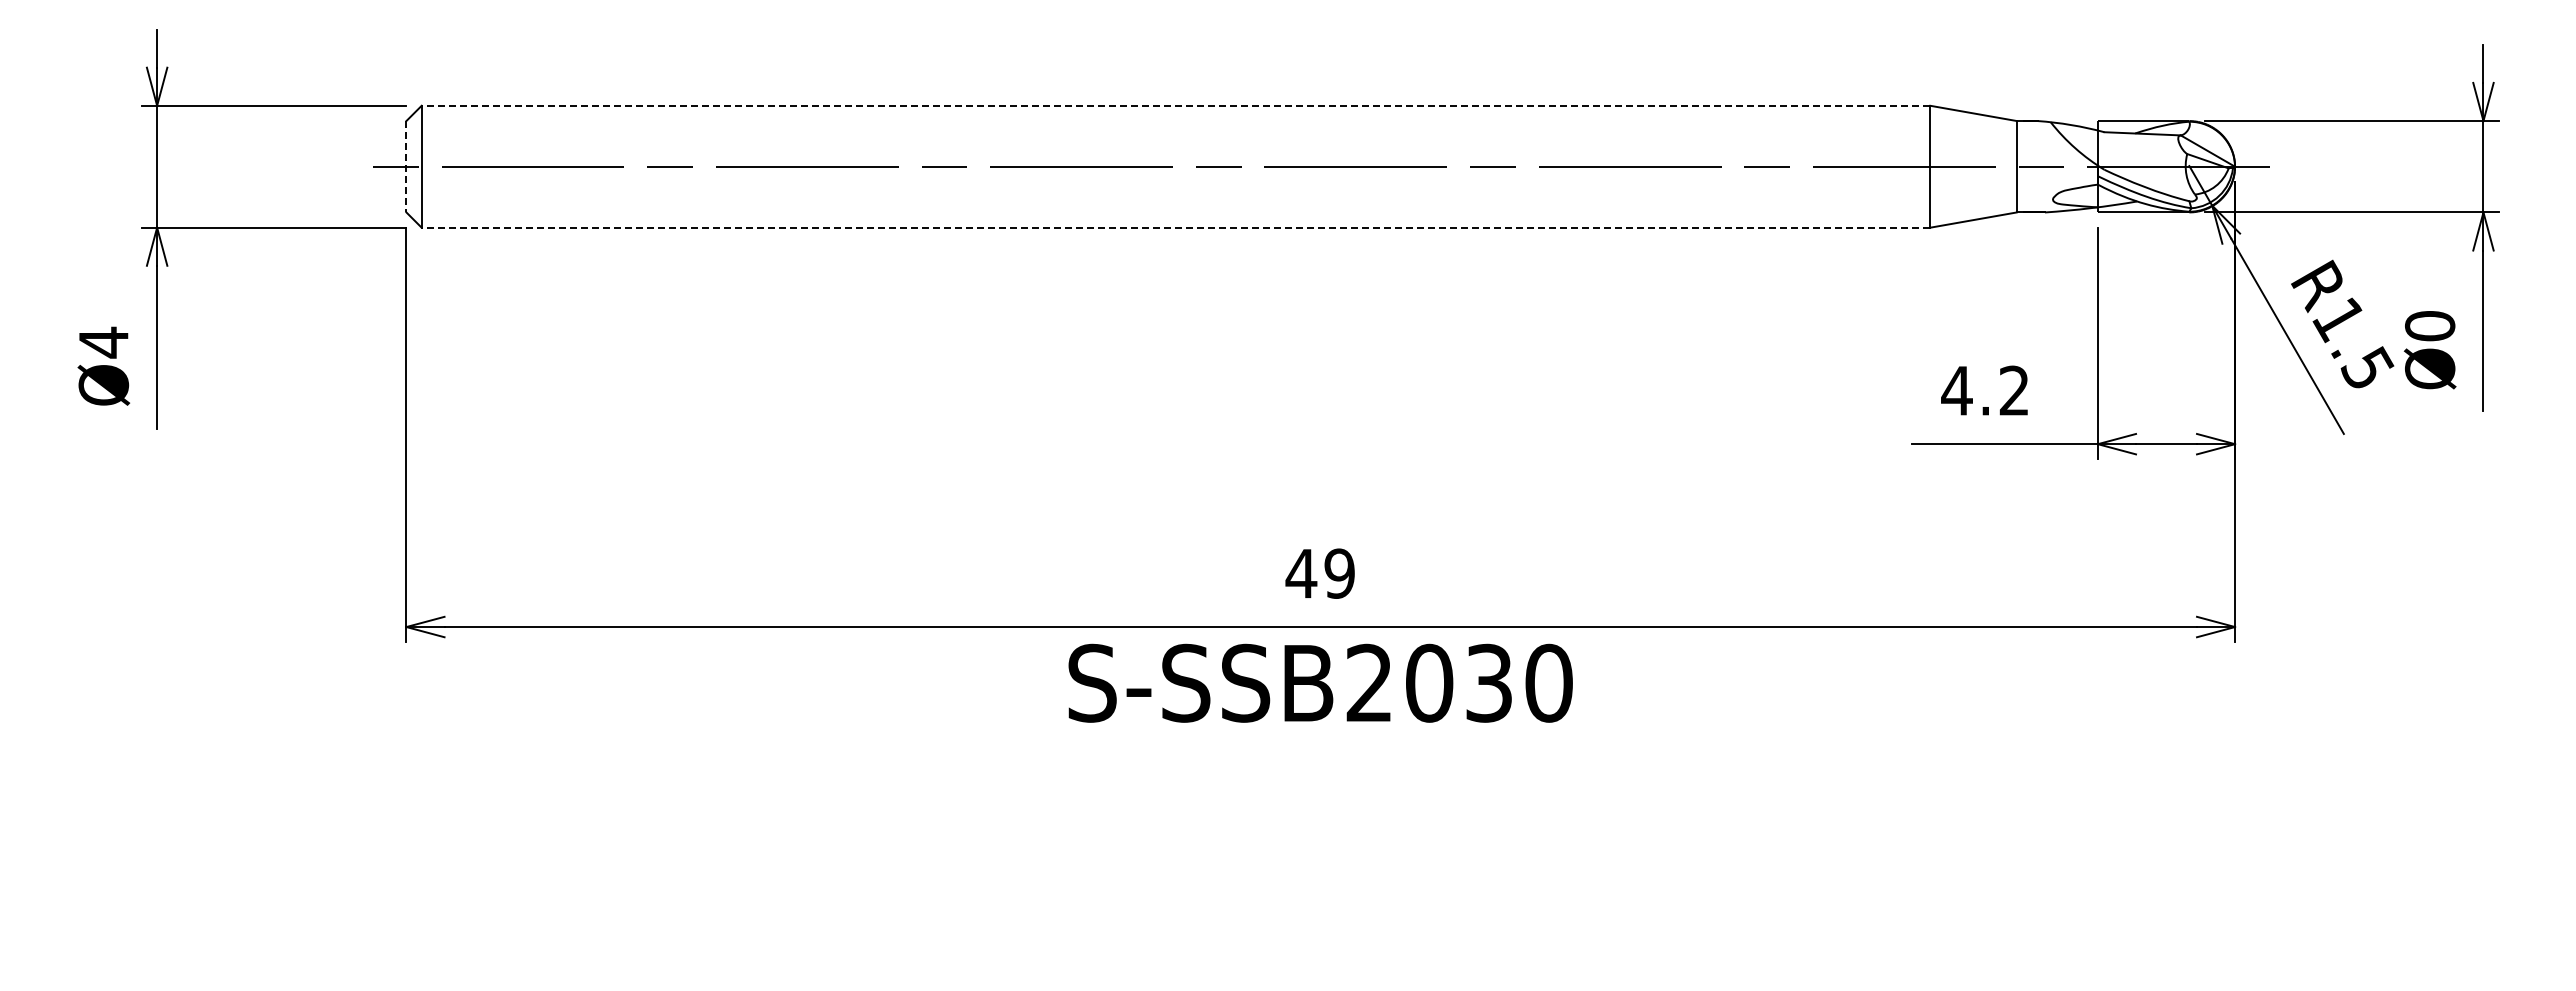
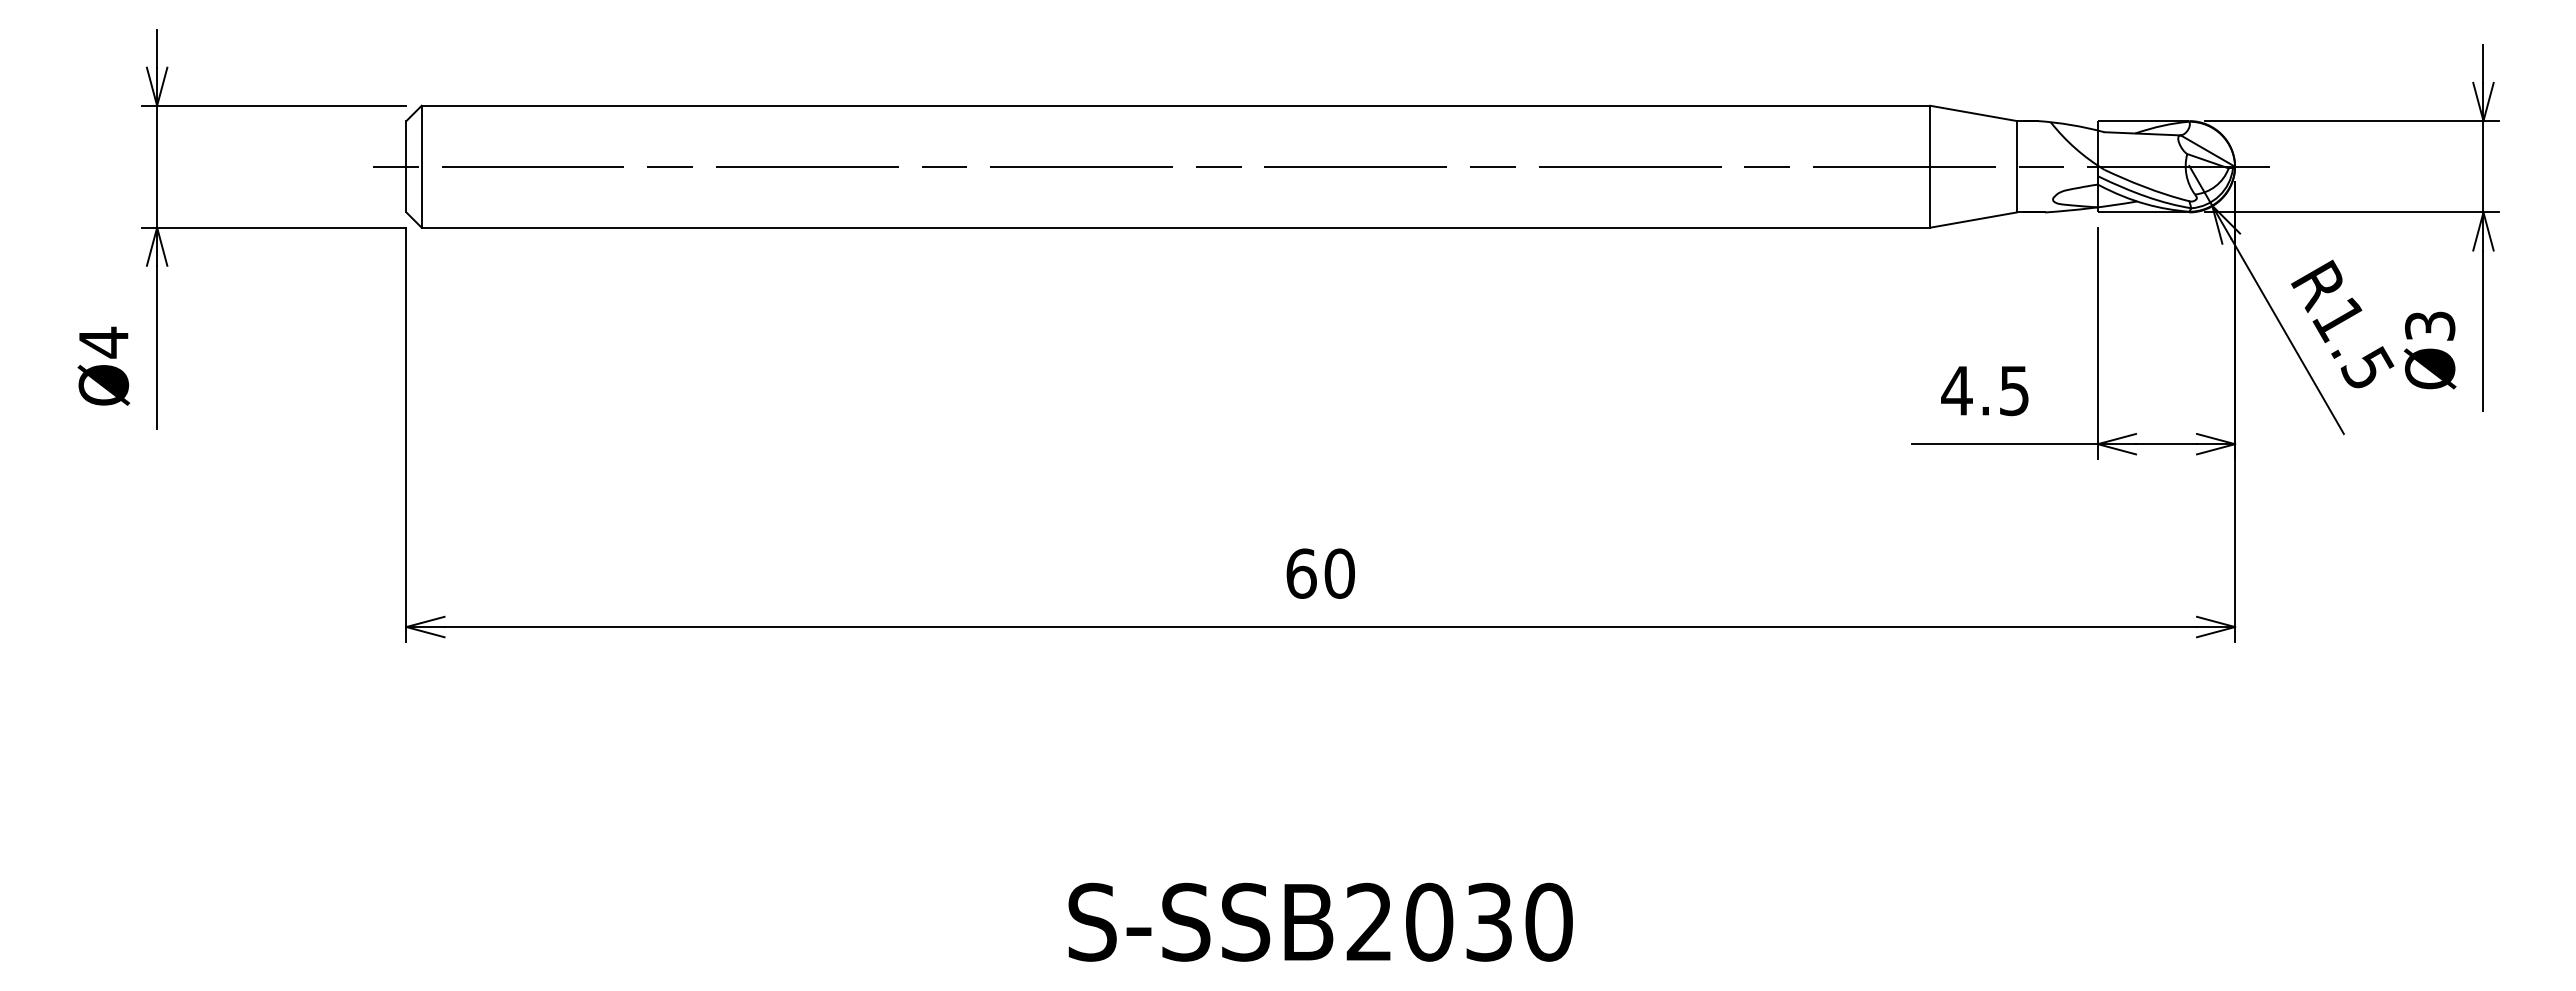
line: dashed -> solid (1175, 105)
line: dashed -> solid (406, 166)
line: dashed -> solid (1175, 227)
text: Ø0 -> Ø3 (2430, 326)
text: 4.2 -> 4.5 (2013, 390)
text: 49 -> 60 (1319, 573)
text position: (1320, 682) -> (1320, 921) (1320, 921)
